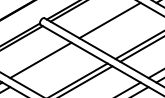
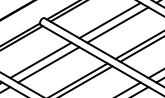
line: none -> present (117, 24)
line: none -> present (48, 64)
